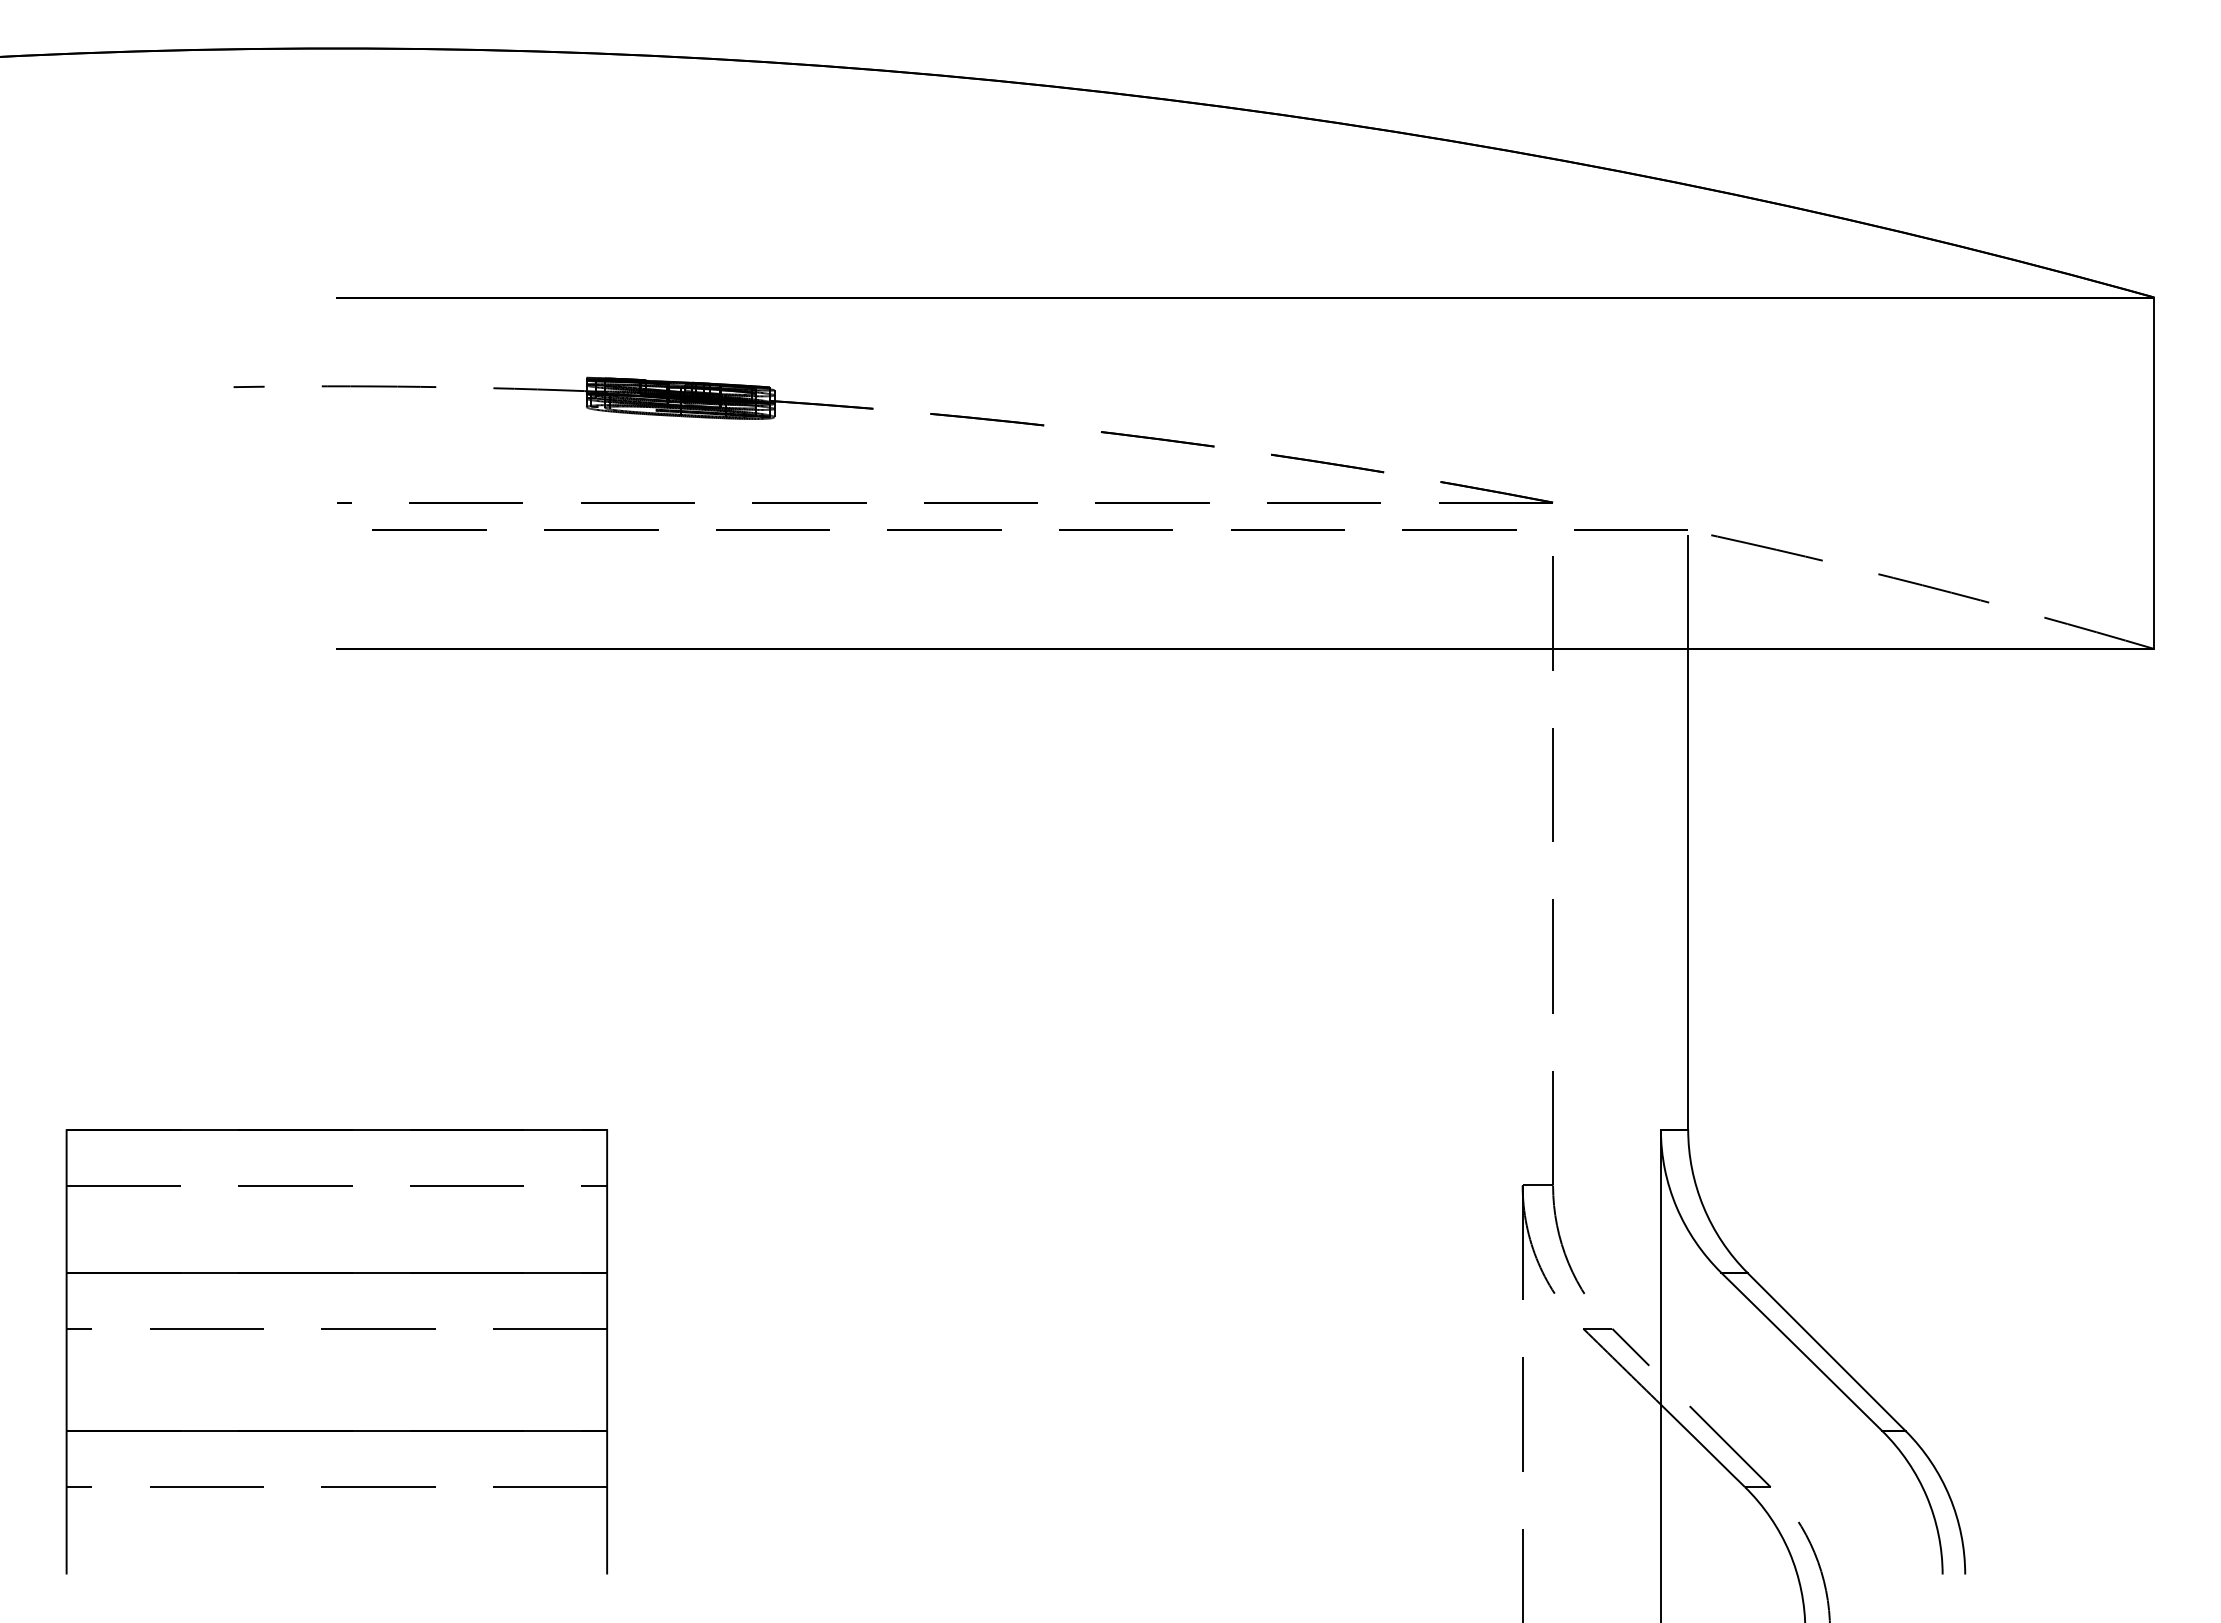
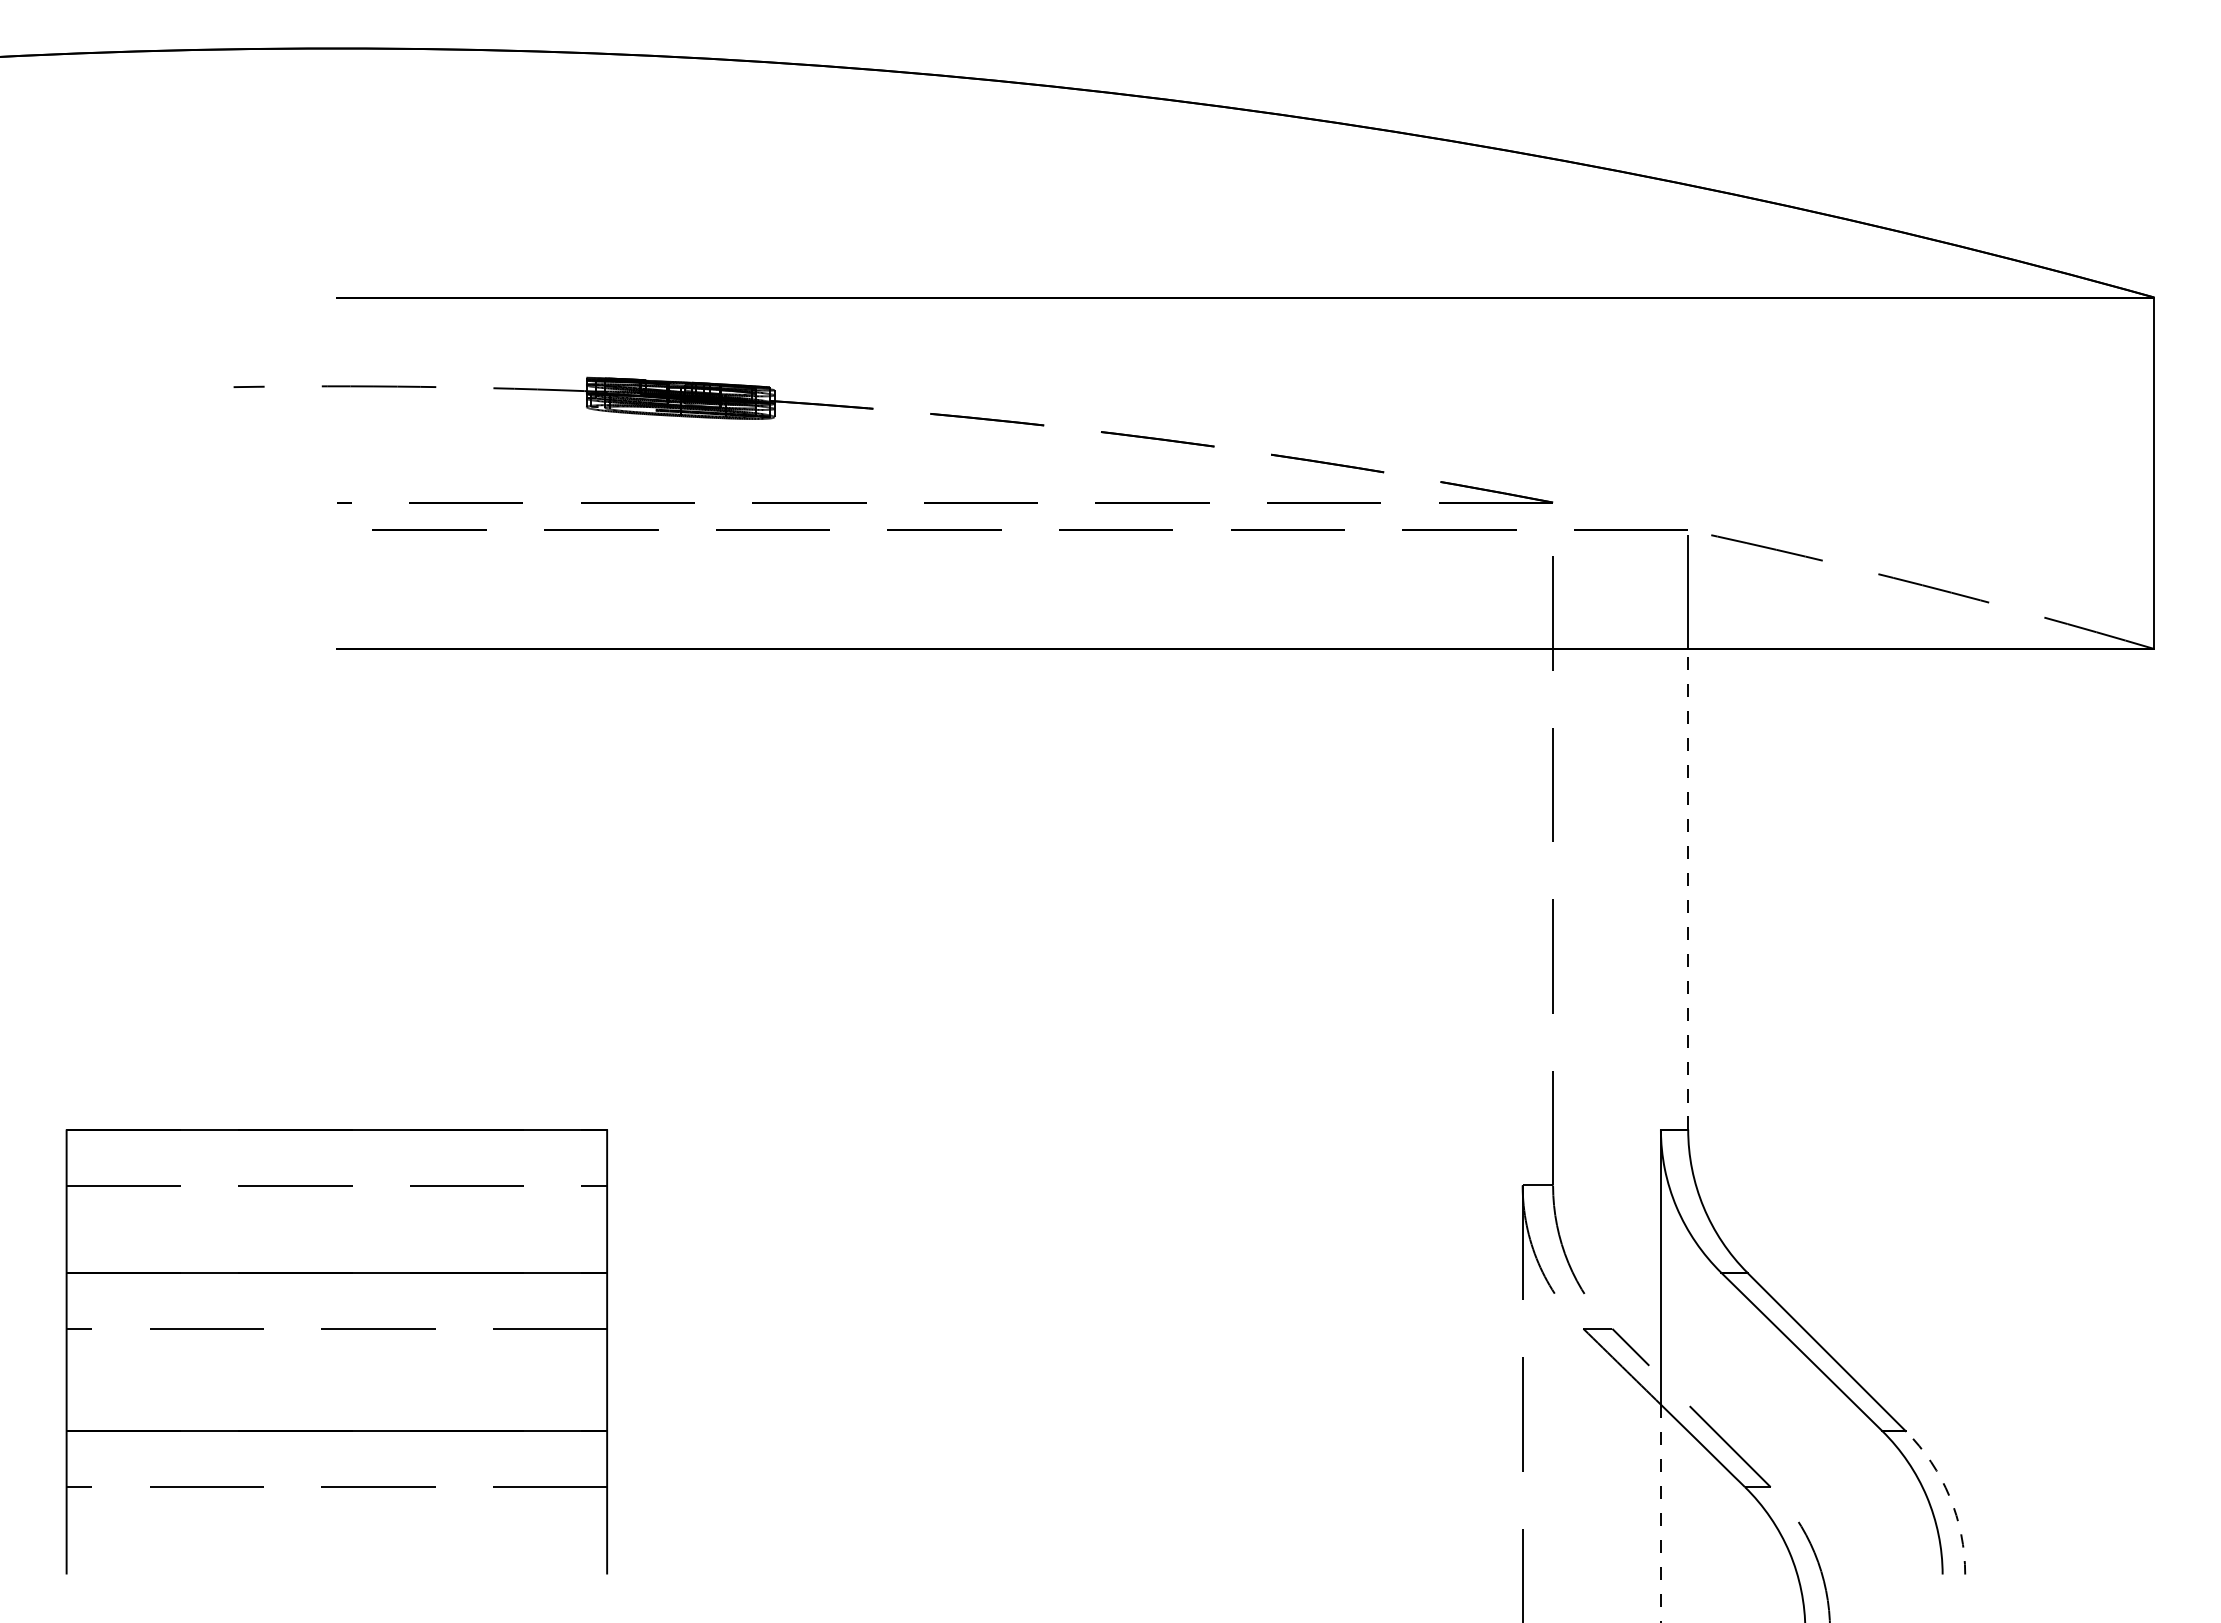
line: solid -> dashed (1688, 888)
arc: solid -> dashed (1949, 1496)
line: solid -> dashed (1660, 1513)
